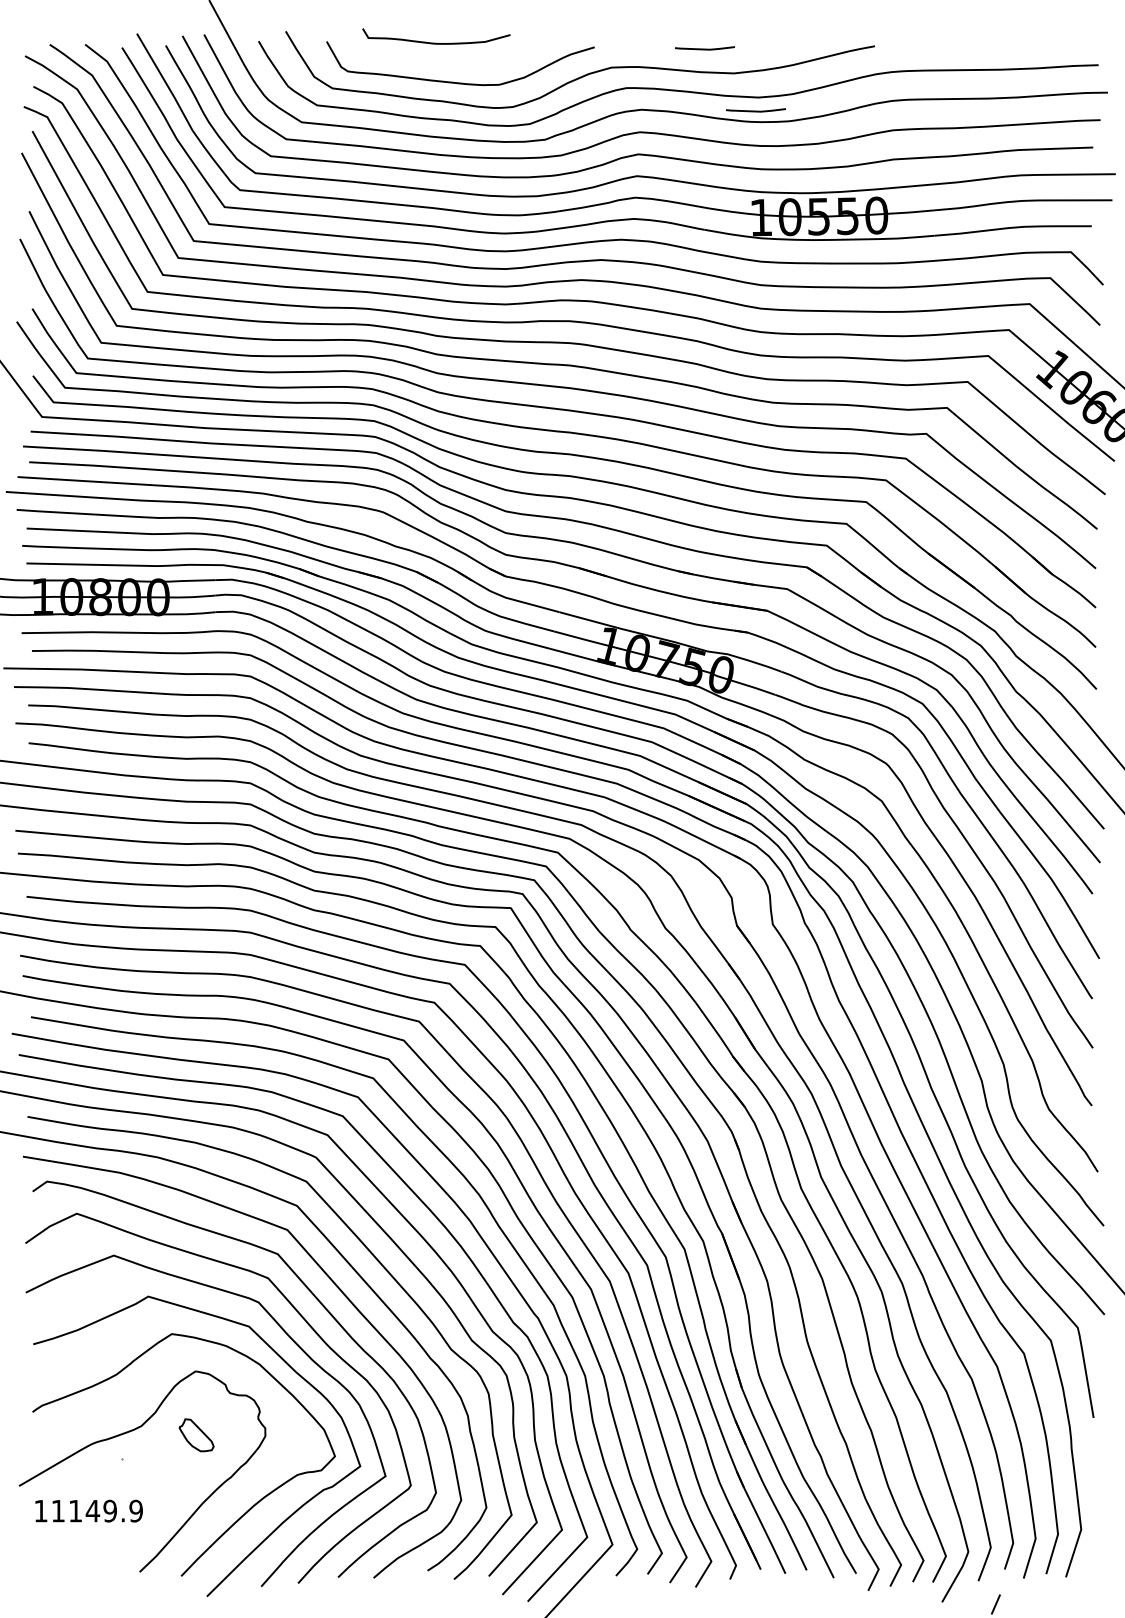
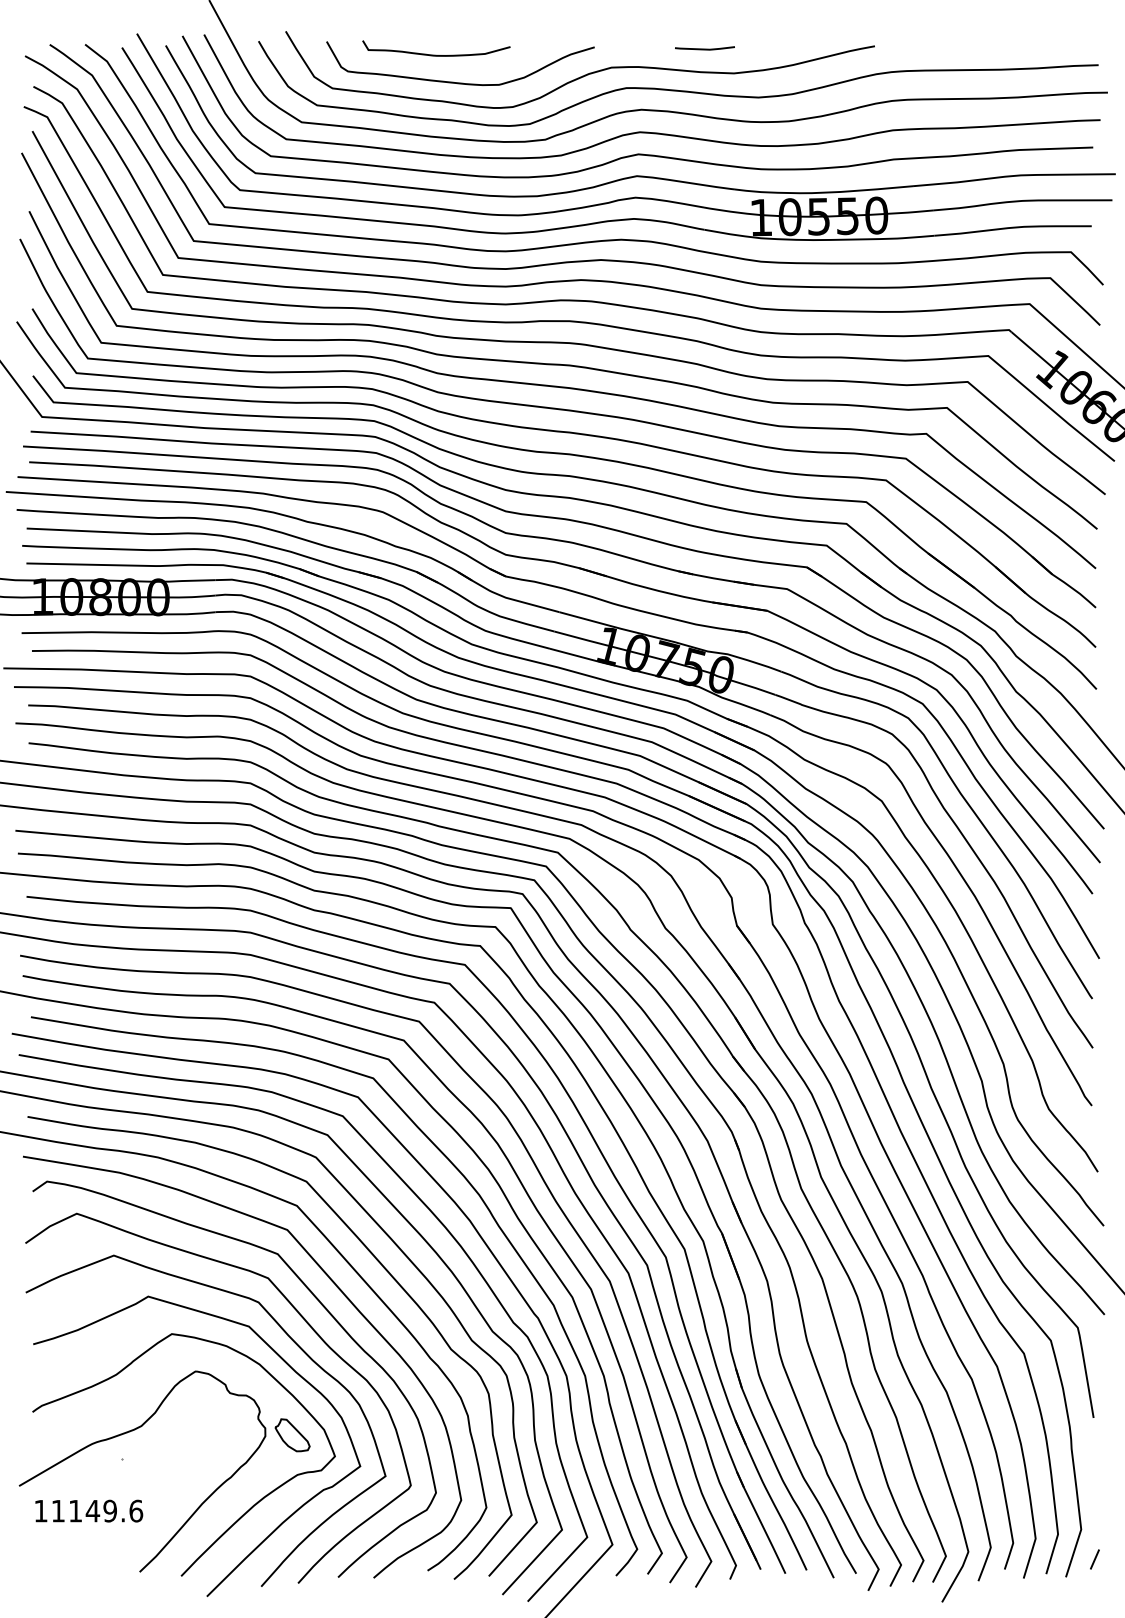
curve position: (436, 42) -> (436, 54) (436, 54)
curve: present -> none (755, 110)
part position: (196, 1435) -> (292, 1435) (292, 1435)
text: 11149.9 -> 11149.6 (136, 1510)
line position: (995, 1604) -> (1094, 1559) (1094, 1559)
